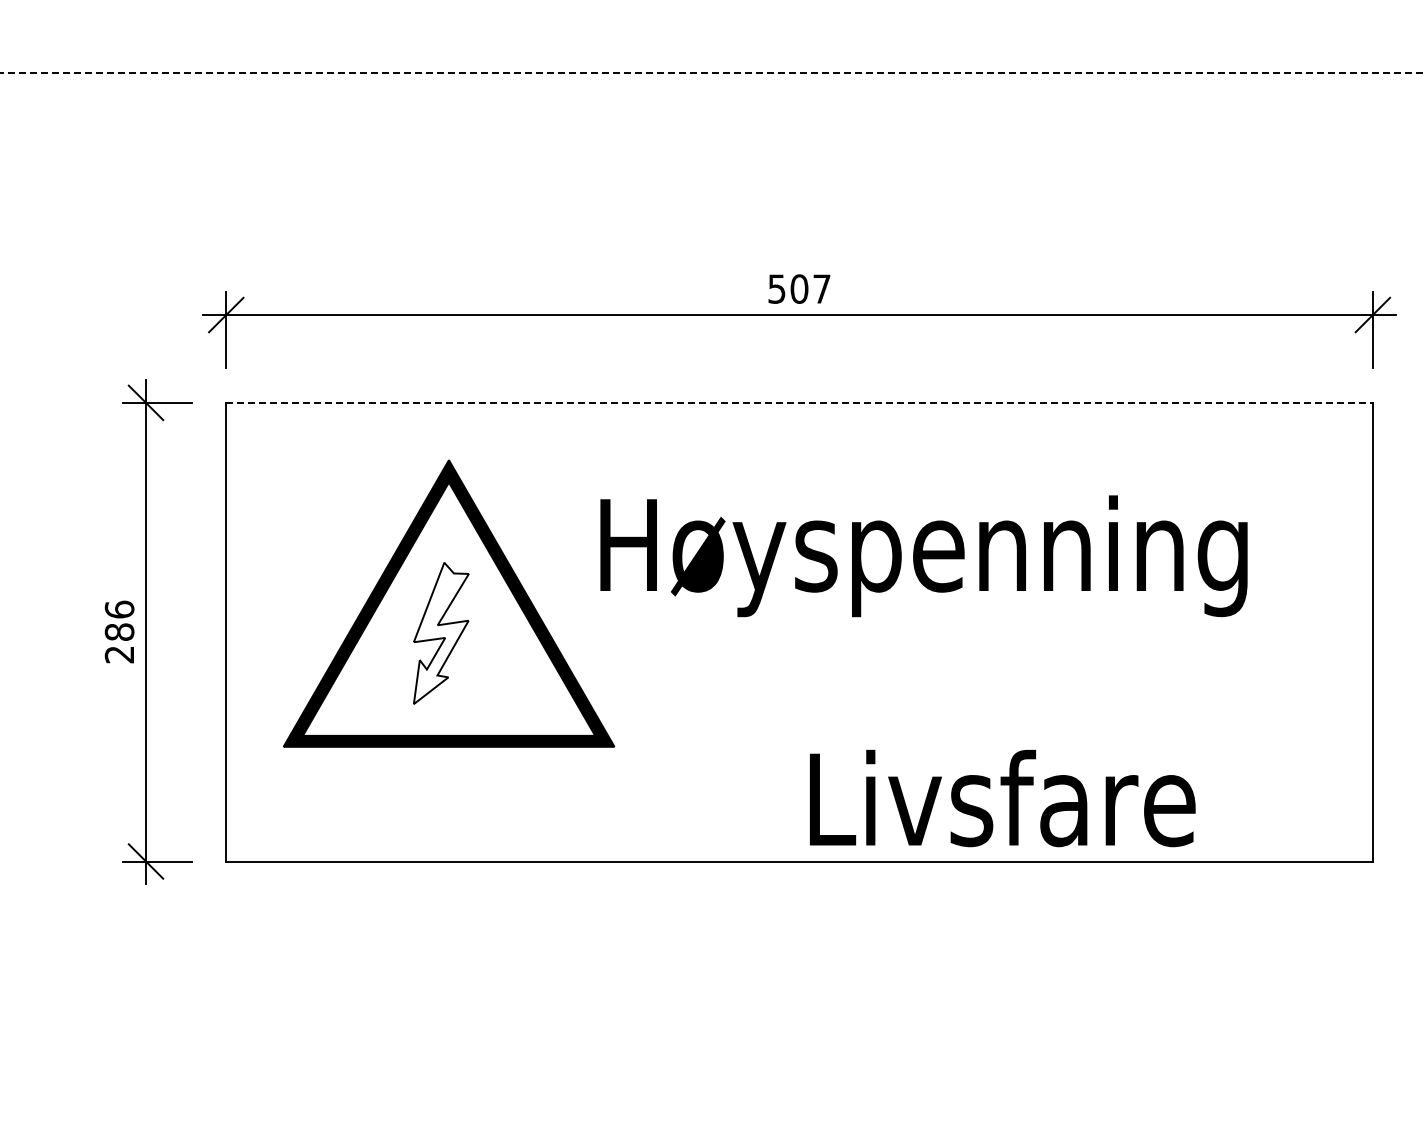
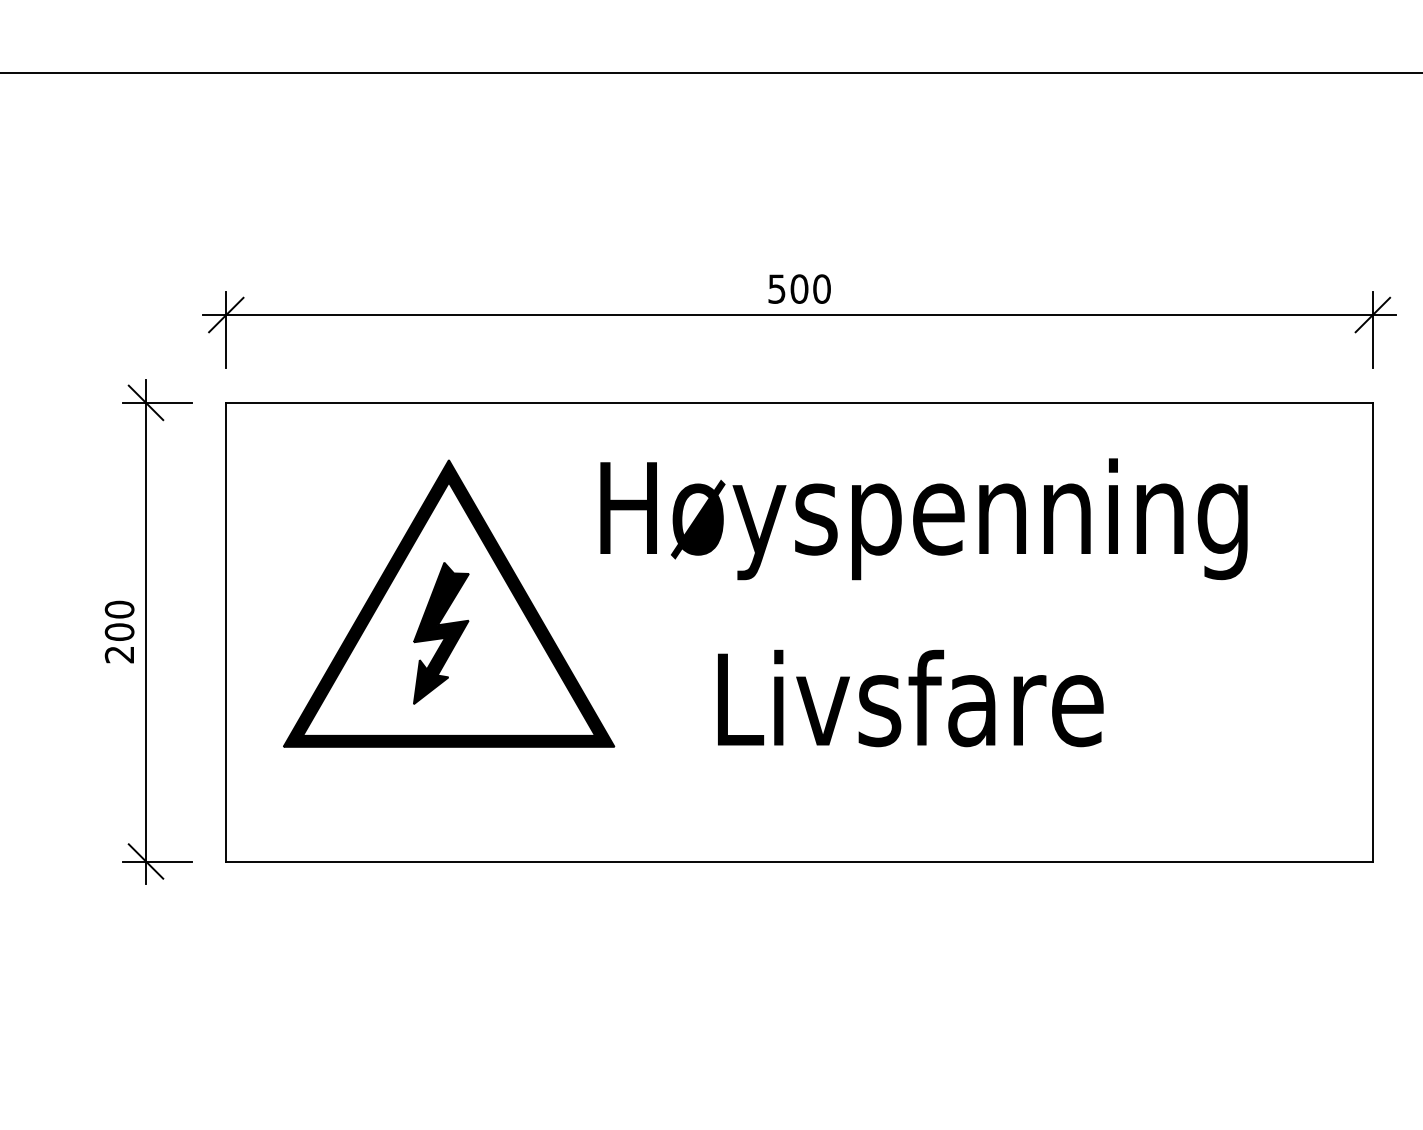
line: dashed -> solid (711, 73)
text: 507 -> 500 (821, 288)
line: dashed -> solid (800, 402)
text position: (923, 556) -> (923, 519) (923, 519)
text: 286 -> 200 (119, 620)
fill: none -> present (440, 633)
text position: (1002, 798) -> (910, 698) (910, 698)
